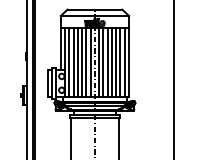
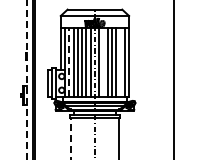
line: solid -> dashed (69, 62)
line: present -> none (103, 62)
line: present -> none (120, 62)
line: solid -> dashed (27, 79)
line: solid -> dashed (71, 138)
